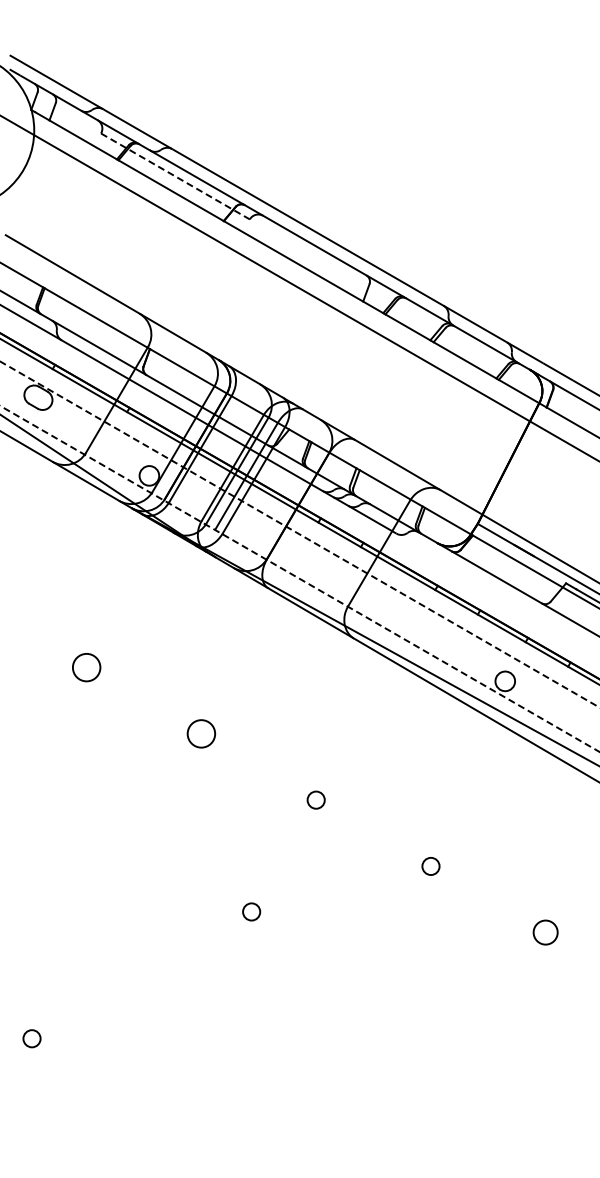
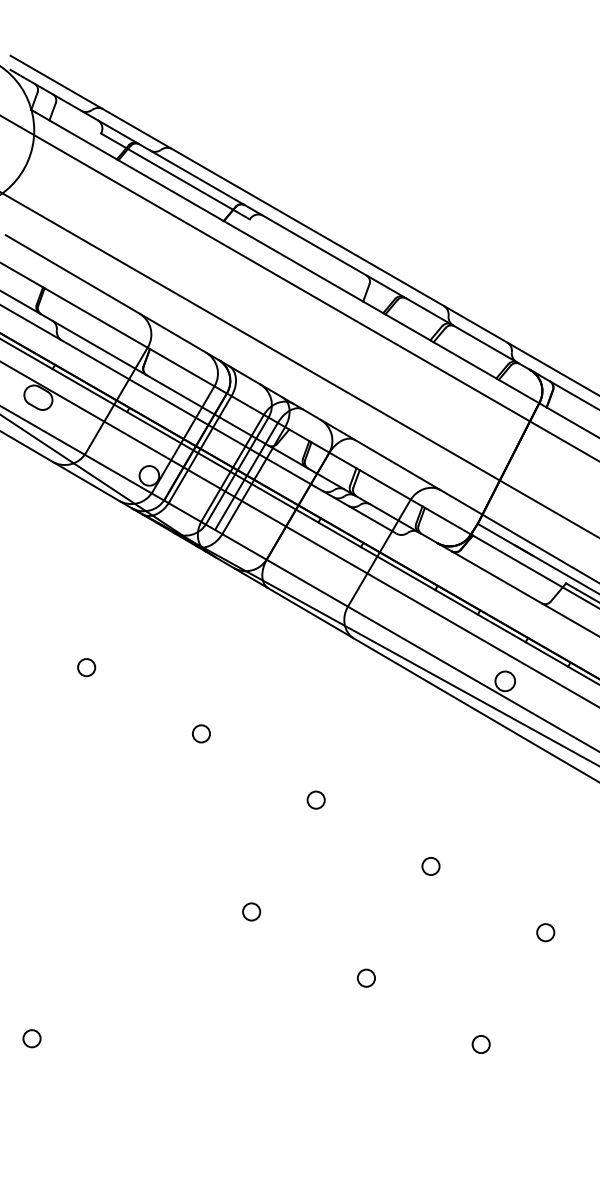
line: dashed -> solid (175, 176)
line: none -> present (299, 364)
line: dashed -> solid (299, 534)
line: dashed -> solid (299, 578)
circle diameter: 27 px -> 17 px (86, 667)
circle diameter: 27 px -> 17 px (201, 733)
circle size: 27x27 px -> 20x20 px (545, 932)
circle: none -> present (366, 977)
circle: none -> present (480, 1044)
